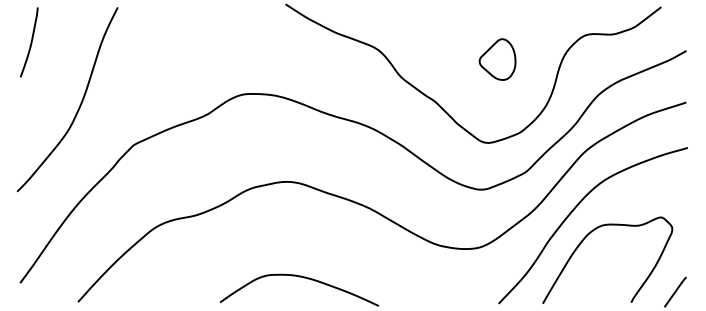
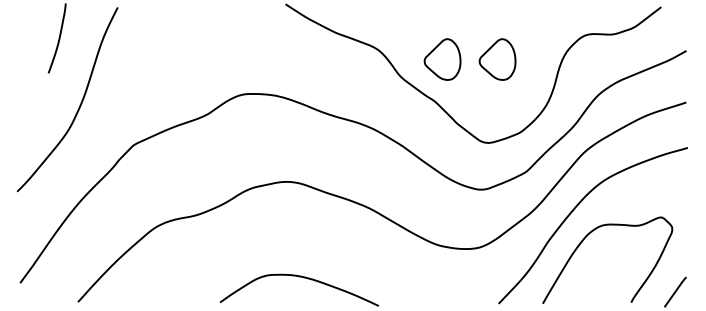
curve position: (30, 42) -> (58, 38) (58, 38)
part: none -> present (442, 59)
